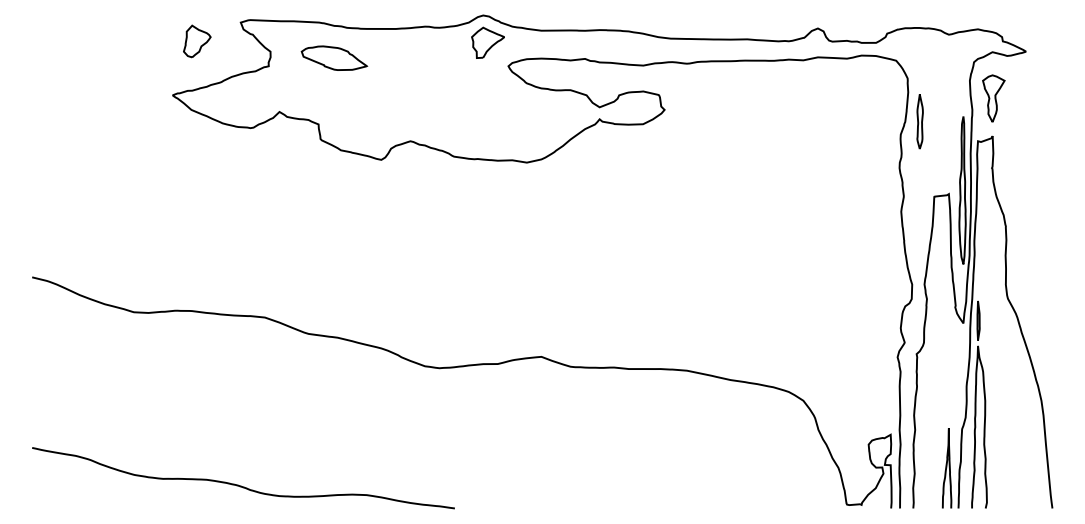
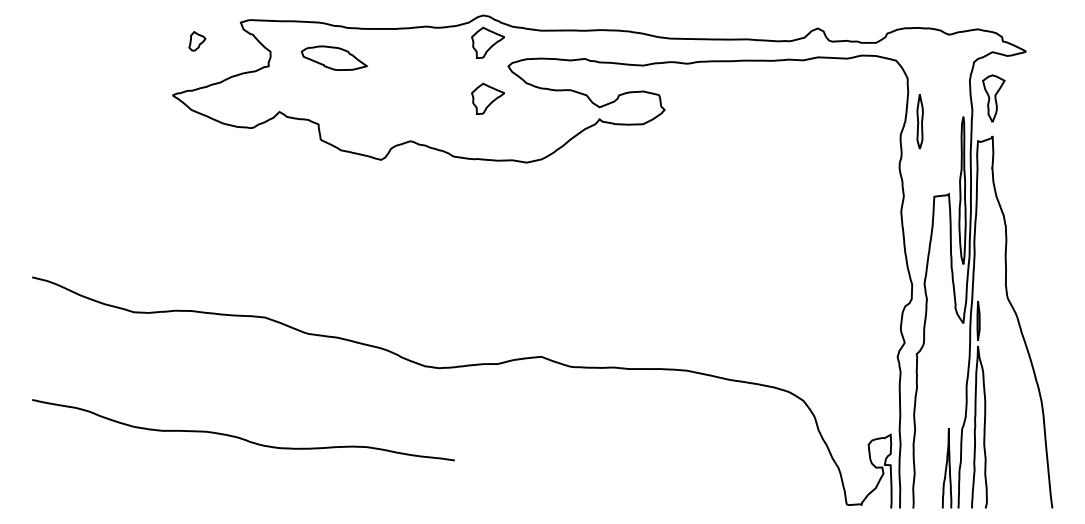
part size: 29x35 px -> 19x21 px (197, 41)
part: none -> present (487, 98)
curve position: (241, 485) -> (241, 437) (241, 437)
